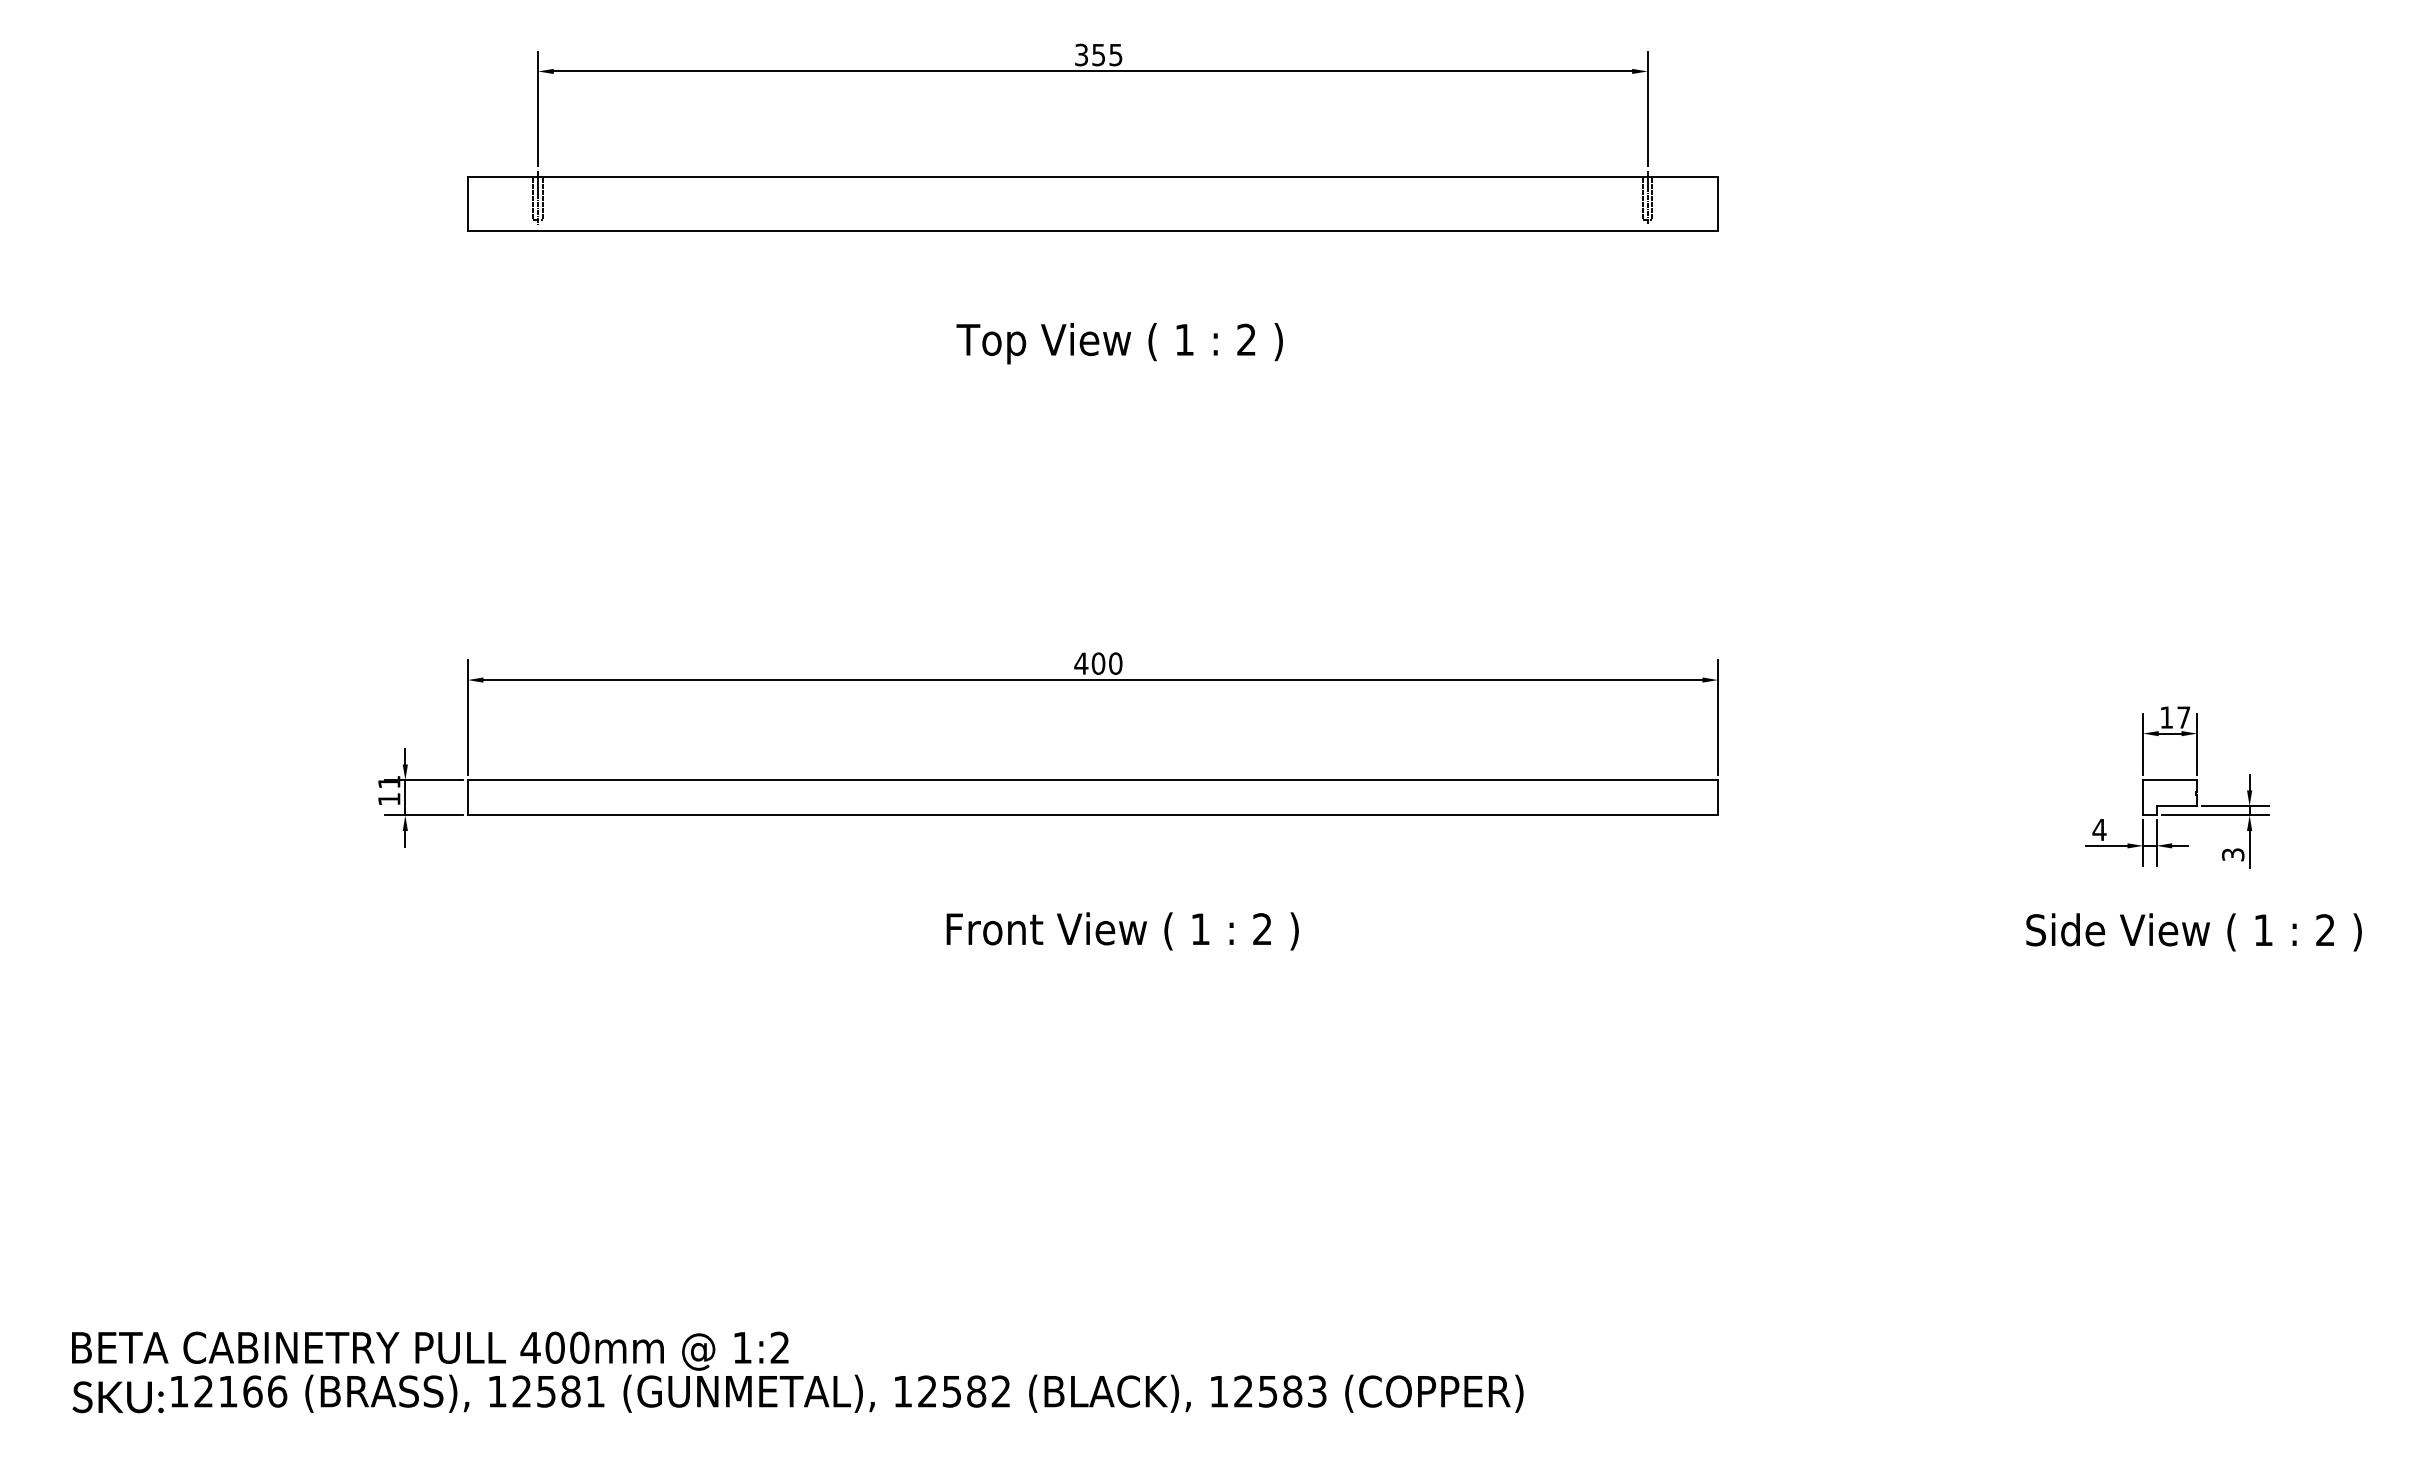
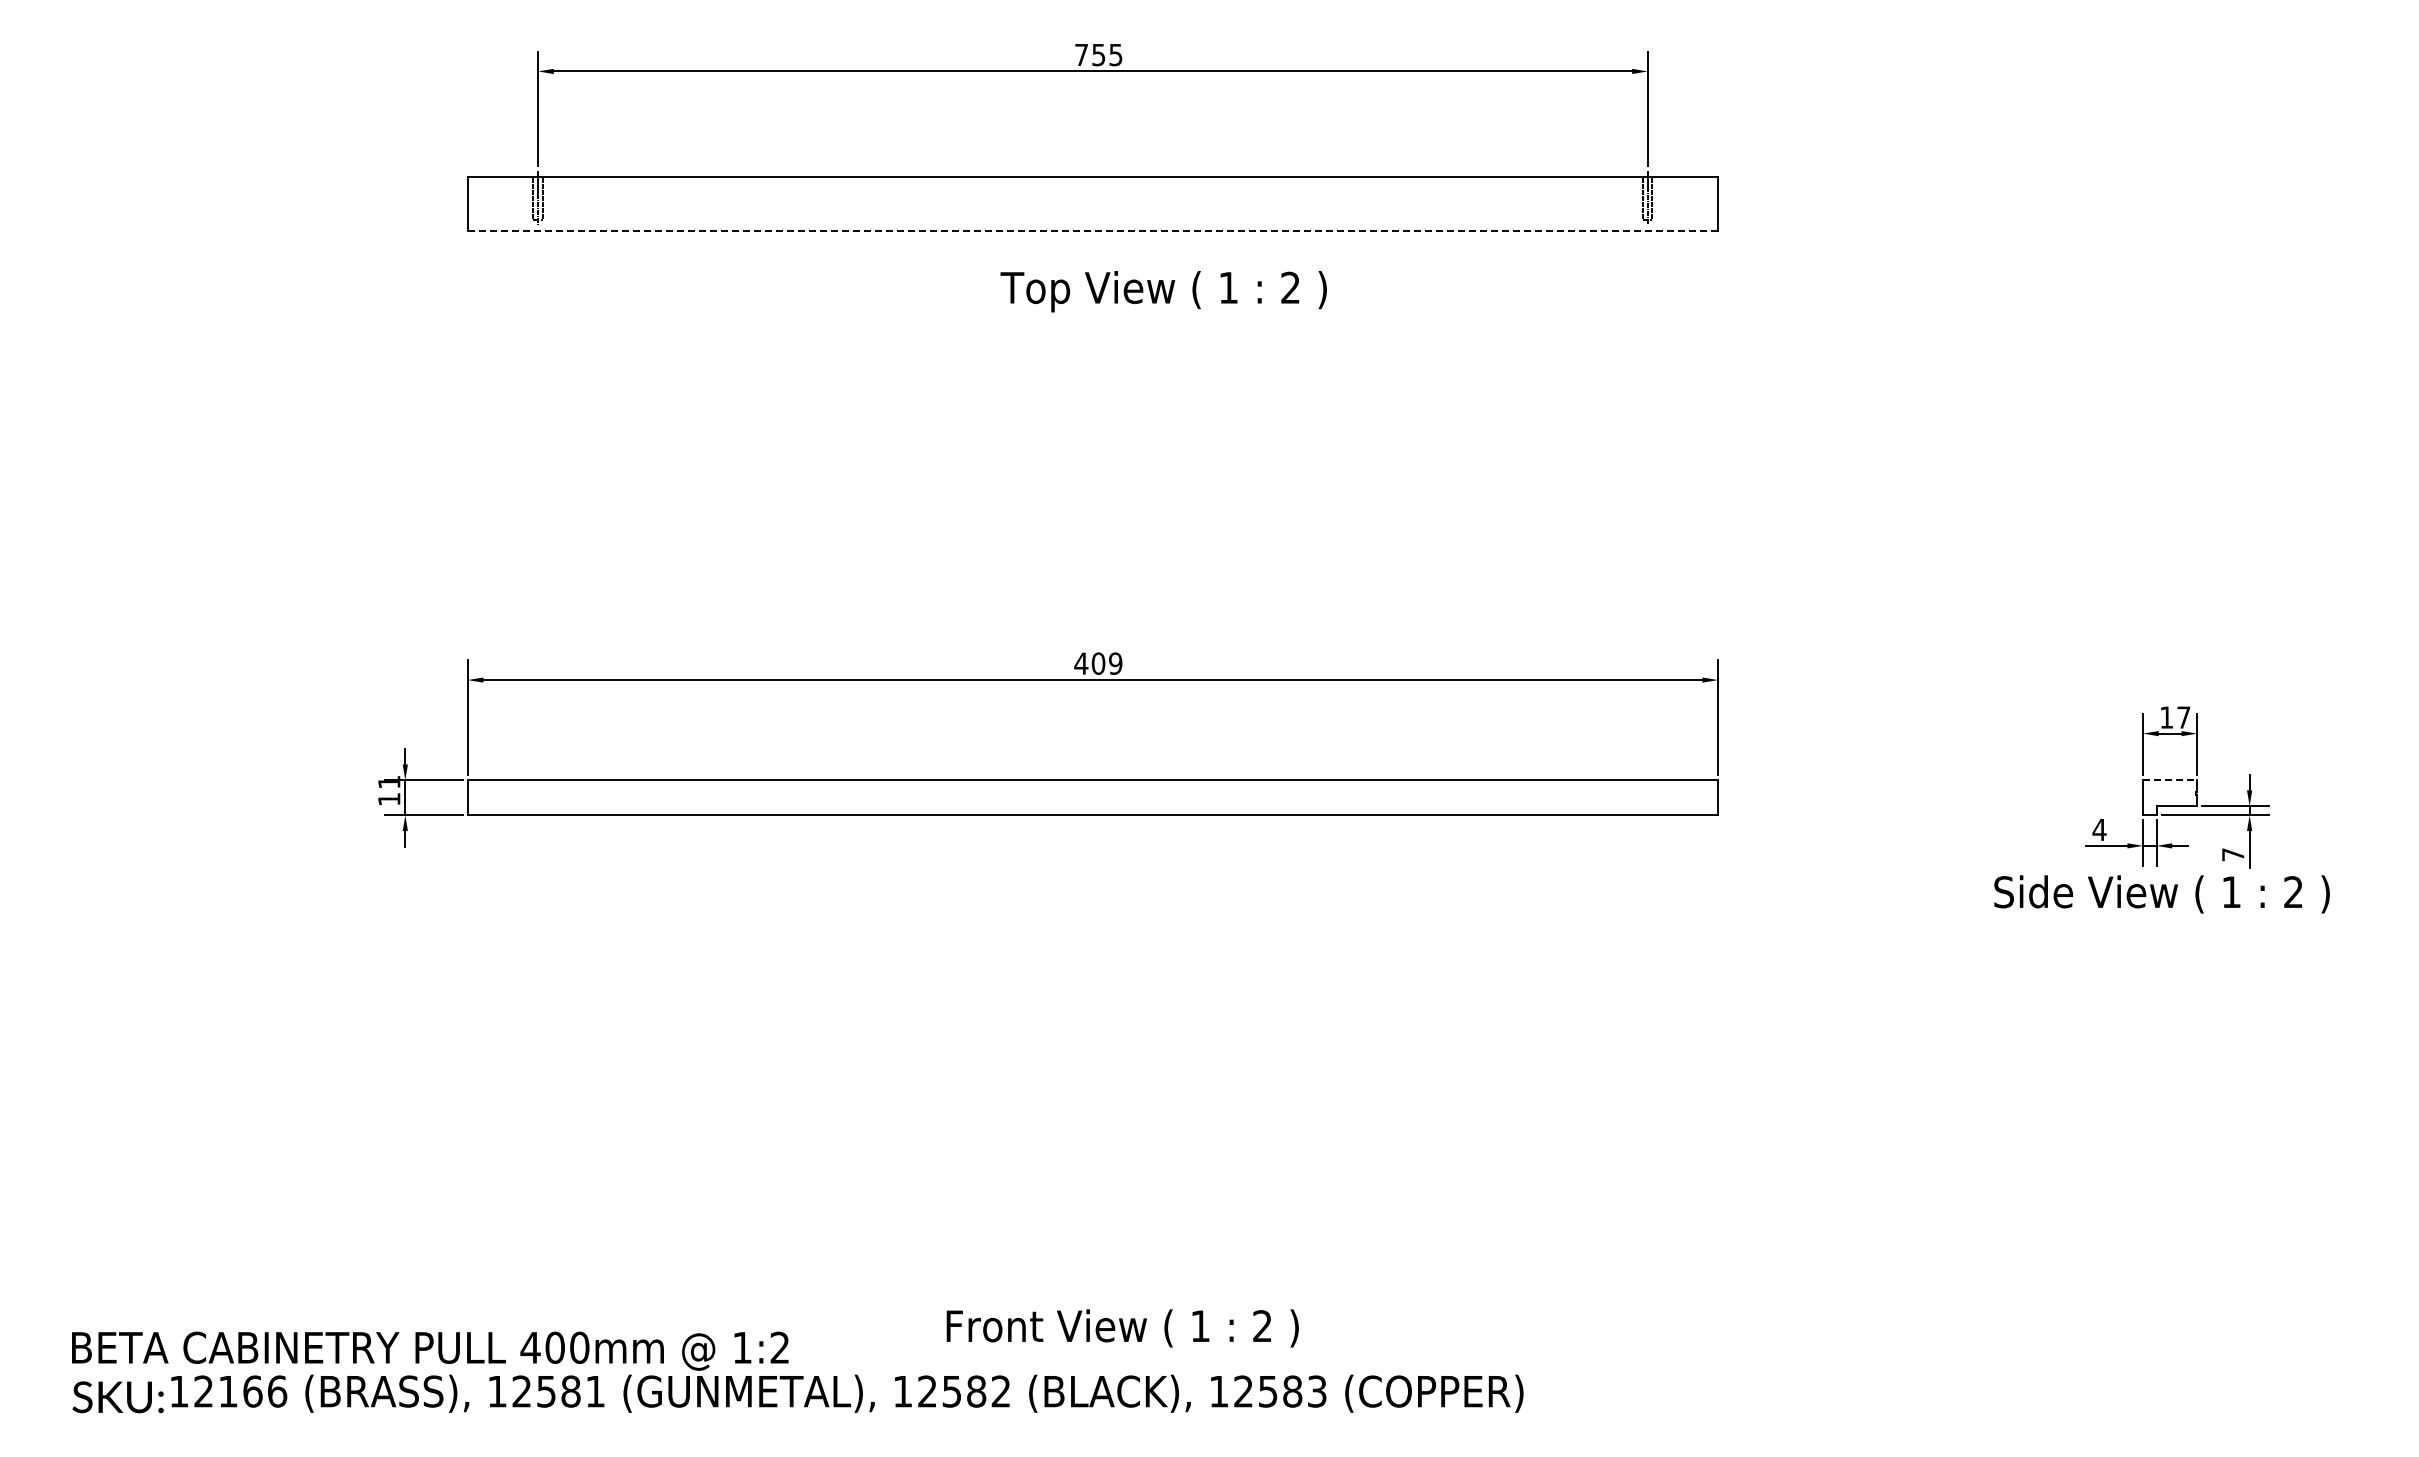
text: 355 -> 755 (1081, 54)
line: solid -> dashed (1092, 230)
text position: (1119, 343) -> (1163, 291) (1163, 291)
text: 400 -> 409 (1115, 663)
line: solid -> dashed (2170, 780)
text: 3 -> 7 (2233, 854)
text position: (1122, 931) -> (1122, 1328) (1122, 1328)
text position: (2193, 932) -> (2161, 894) (2161, 894)
